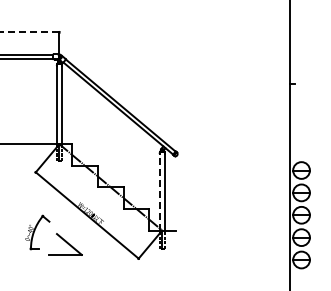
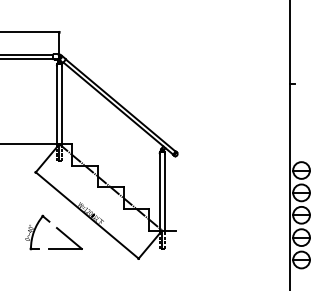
line: dashed -> solid (29, 32)
line: dashed -> solid (160, 190)
part position: (65, 244) -> (65, 238) (65, 238)
